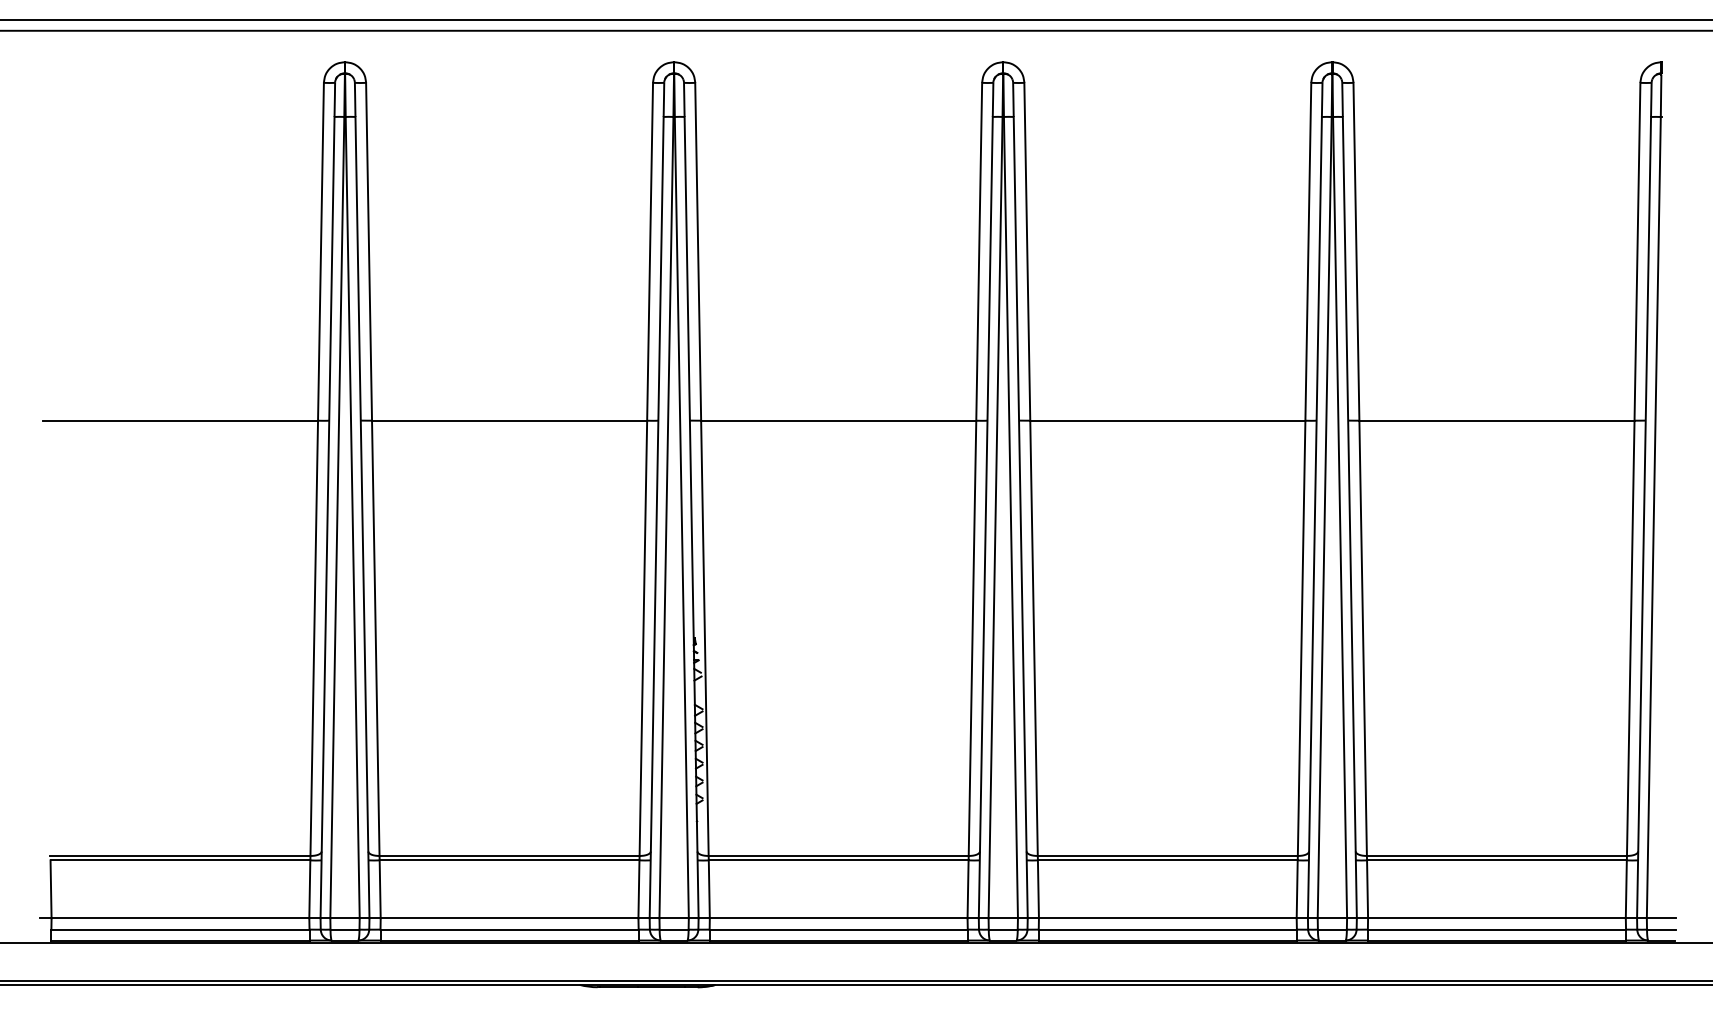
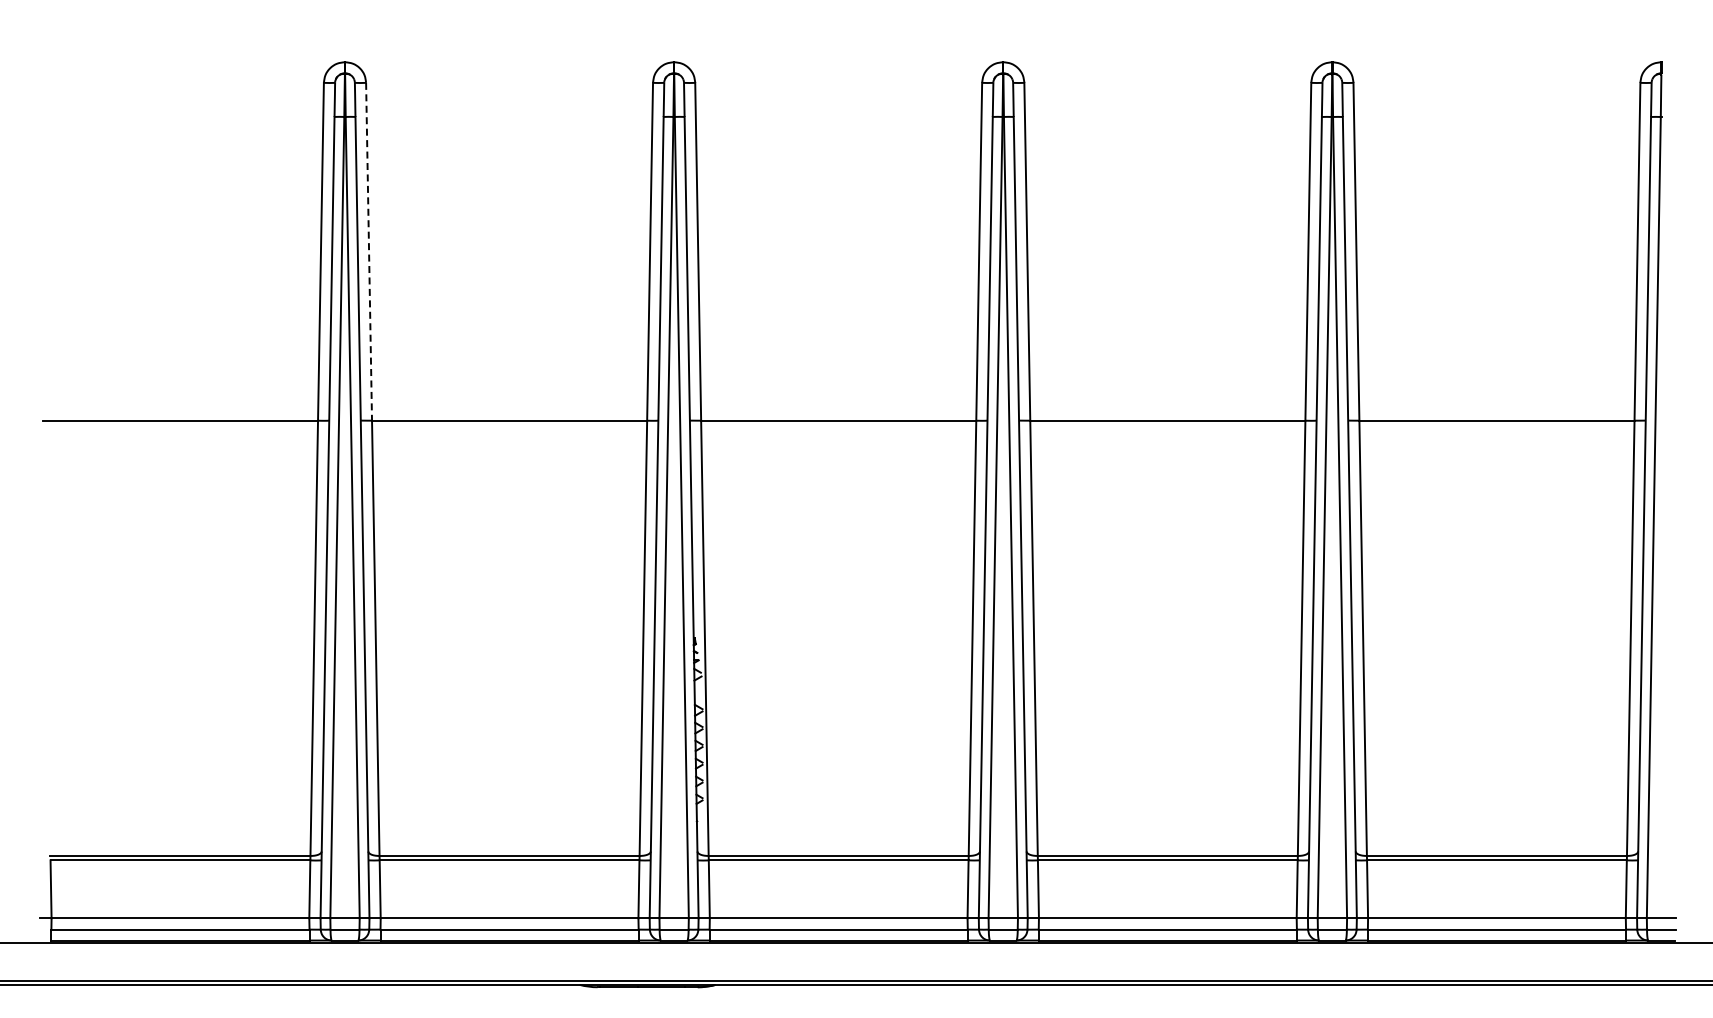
line: present -> none (855, 19)
line: present -> none (855, 30)
line: solid -> dashed (369, 251)
